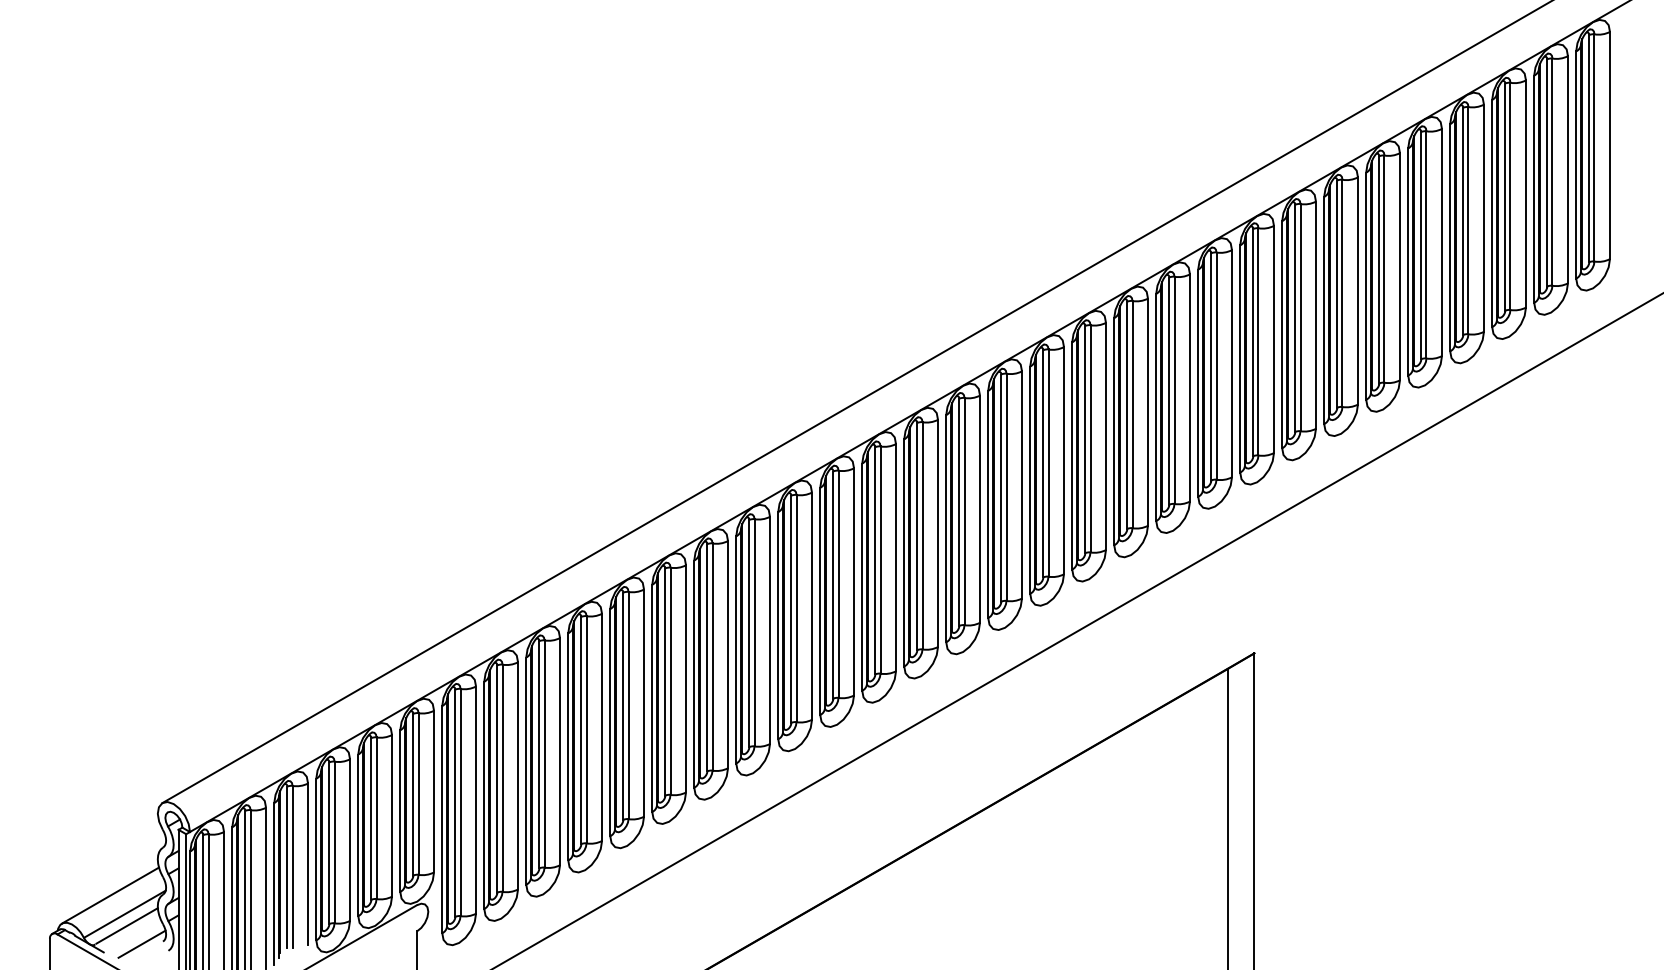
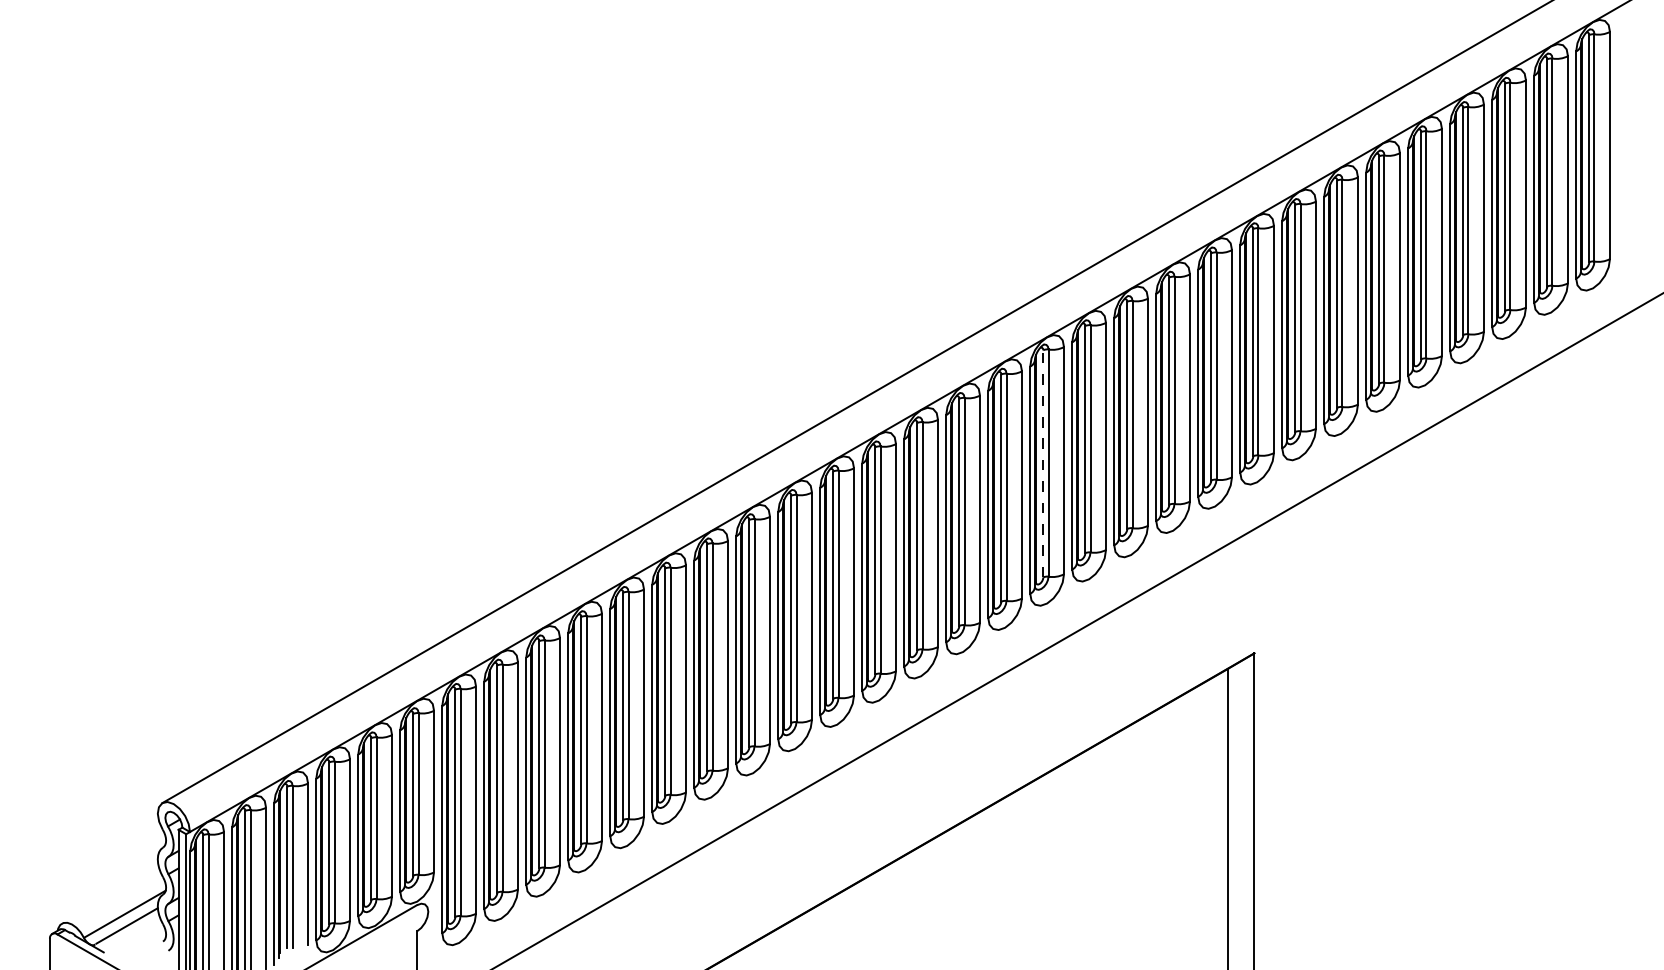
line: solid -> dashed (1043, 463)
line: present -> none (110, 895)
line: present -> none (141, 943)
